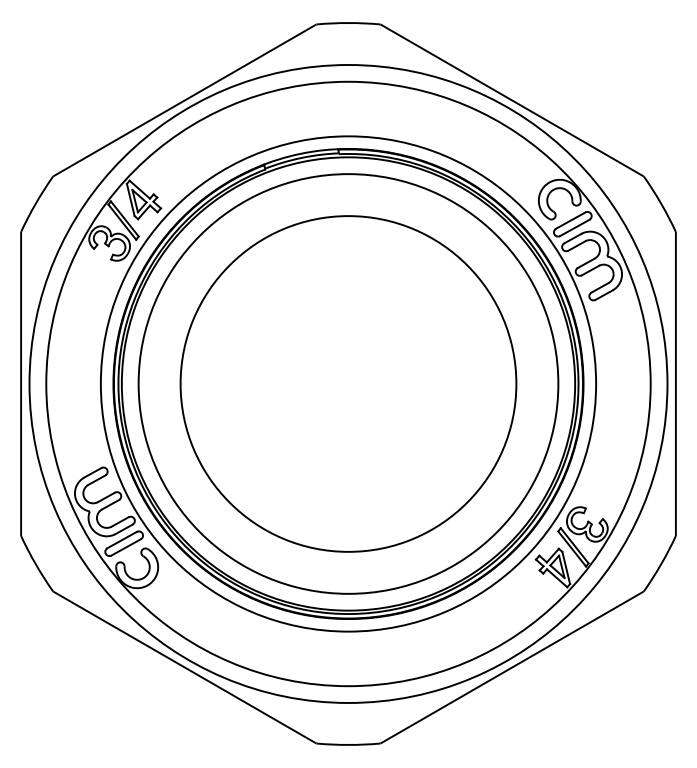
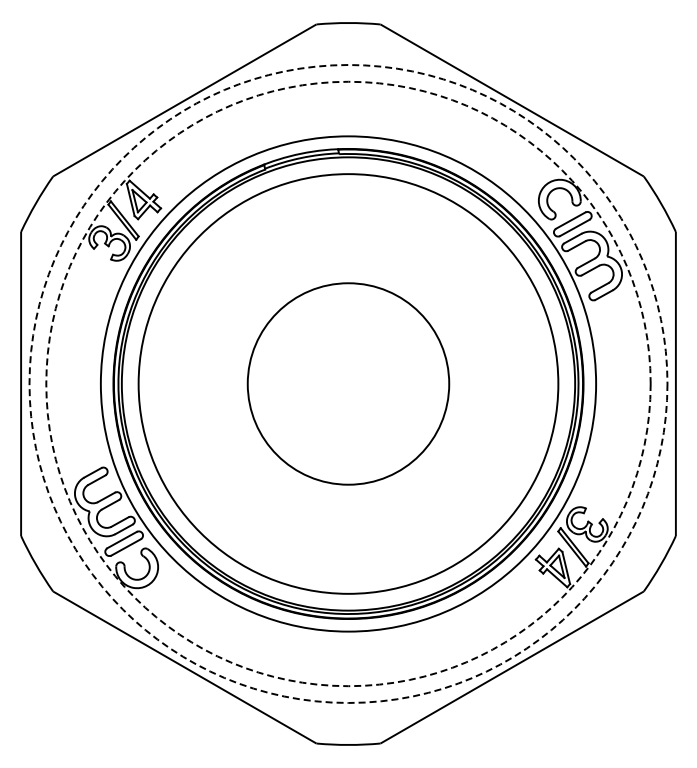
circle diameter: 336 px -> 201 px (348, 383)
circle: solid -> dashed (348, 383)
circle: solid -> dashed (348, 383)
